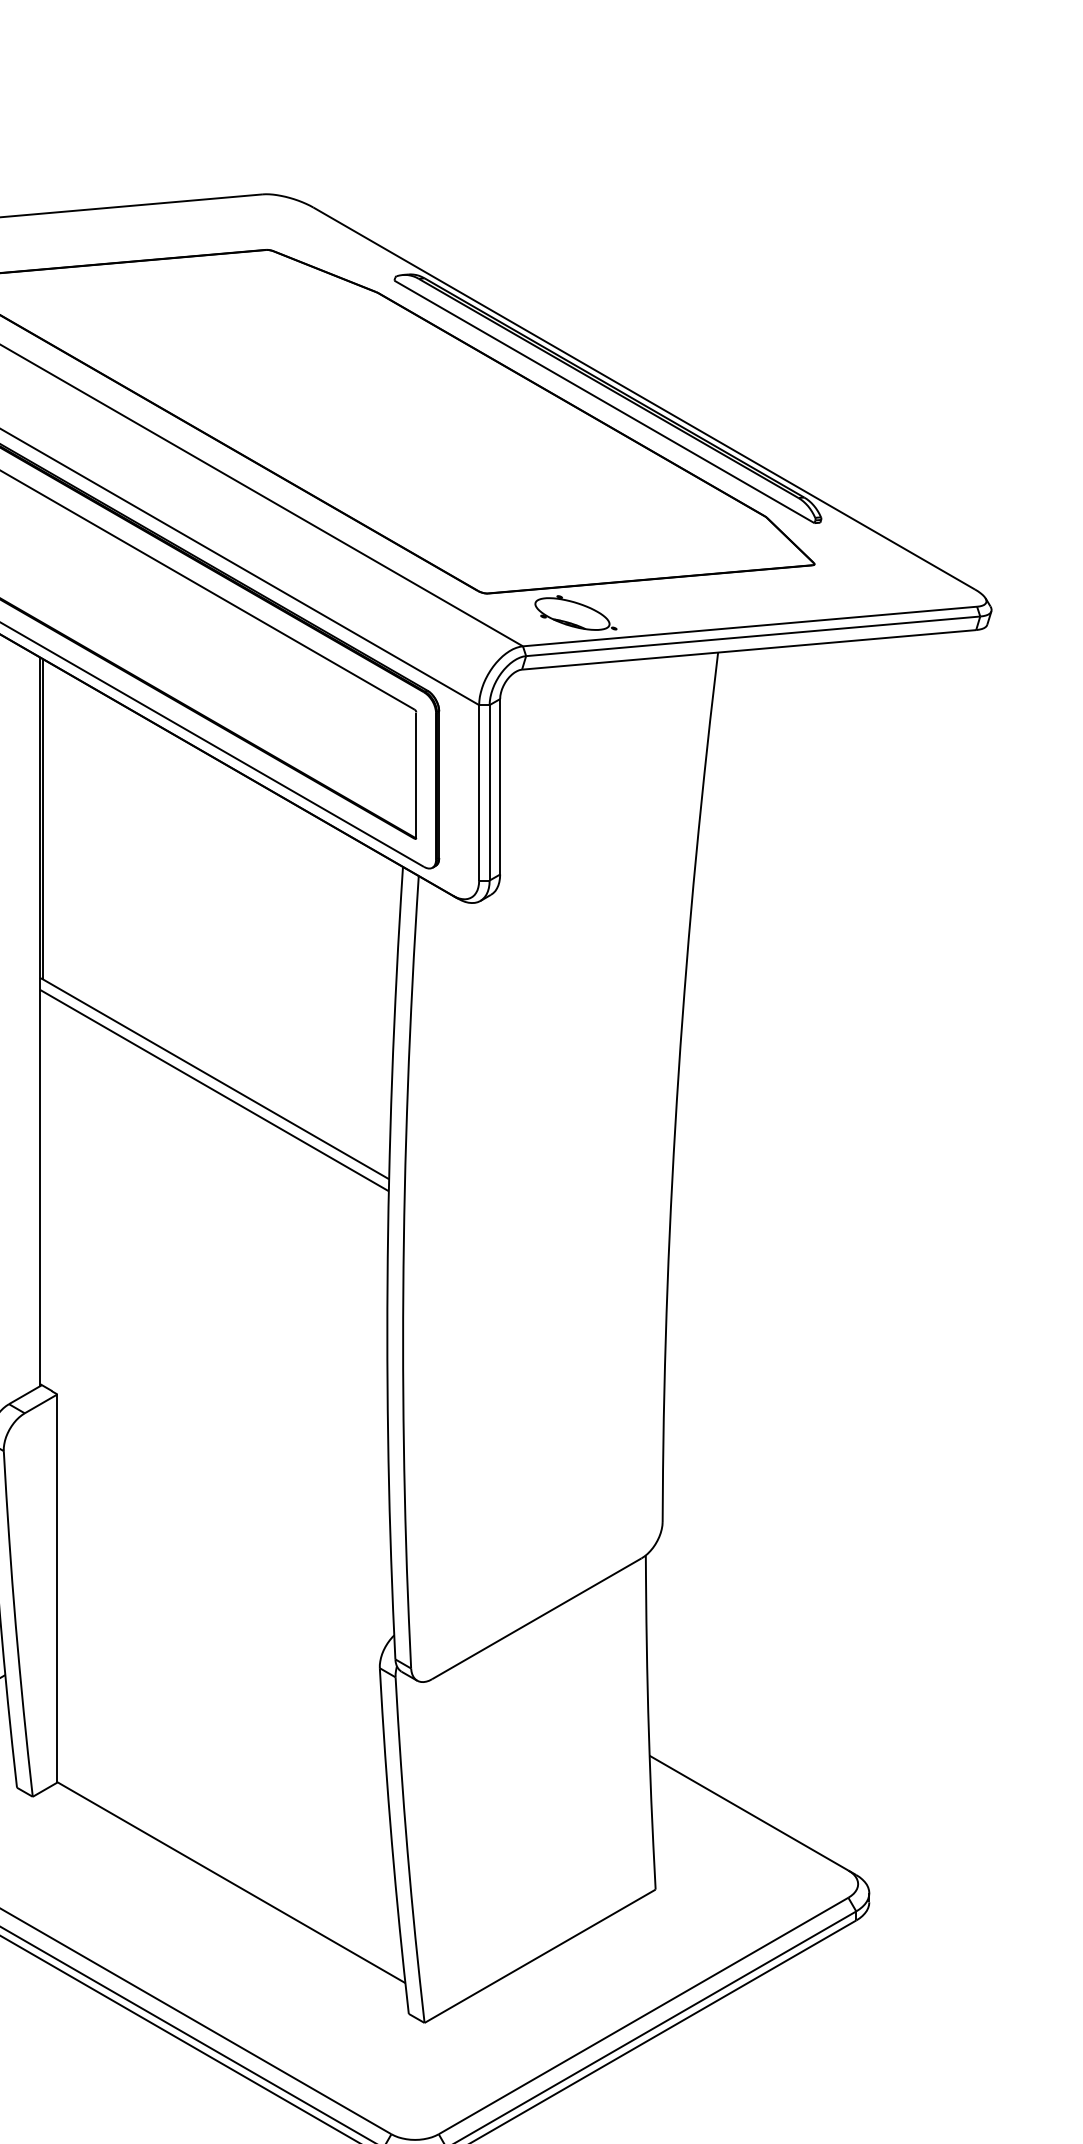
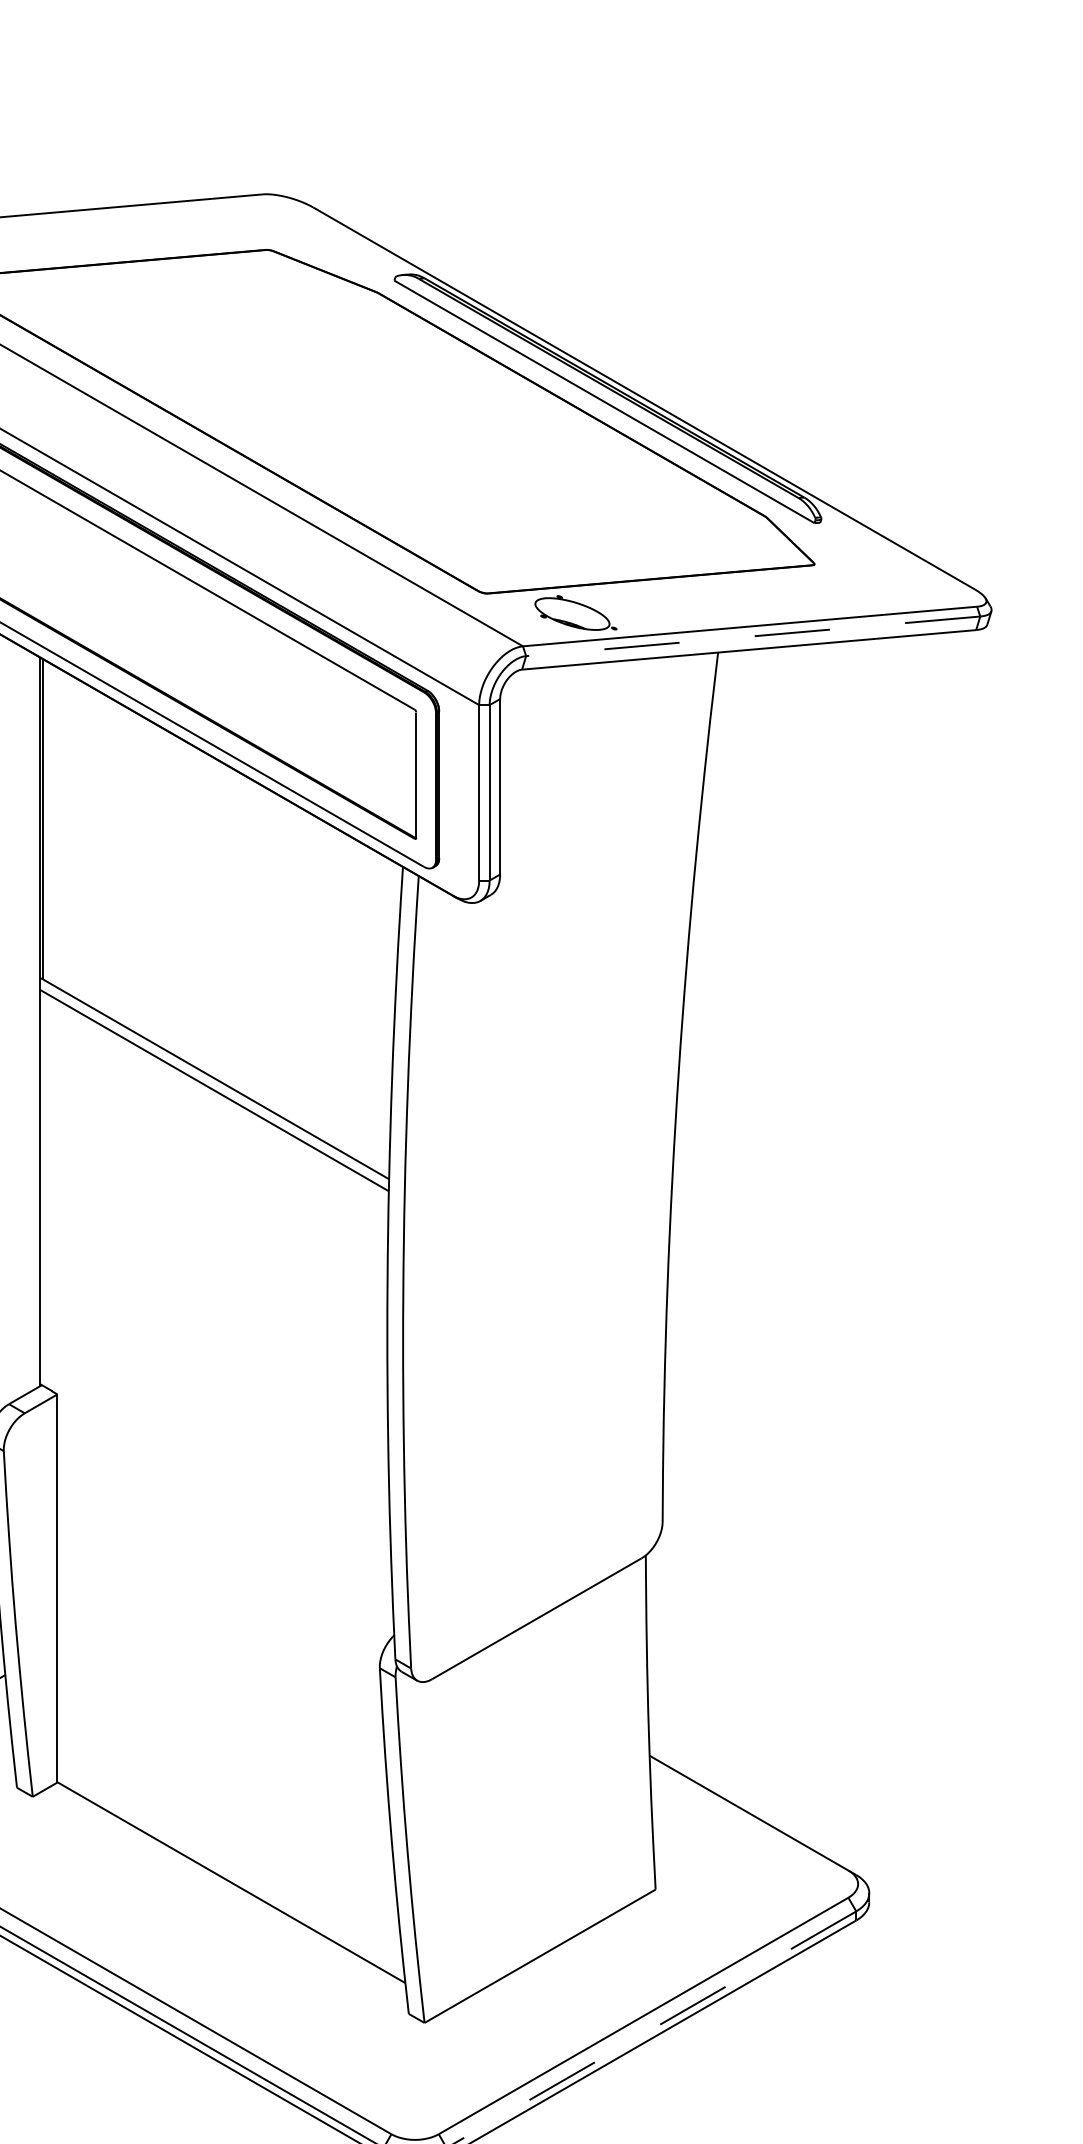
line: solid -> dashed (753, 636)
line: solid -> dashed (654, 2027)
